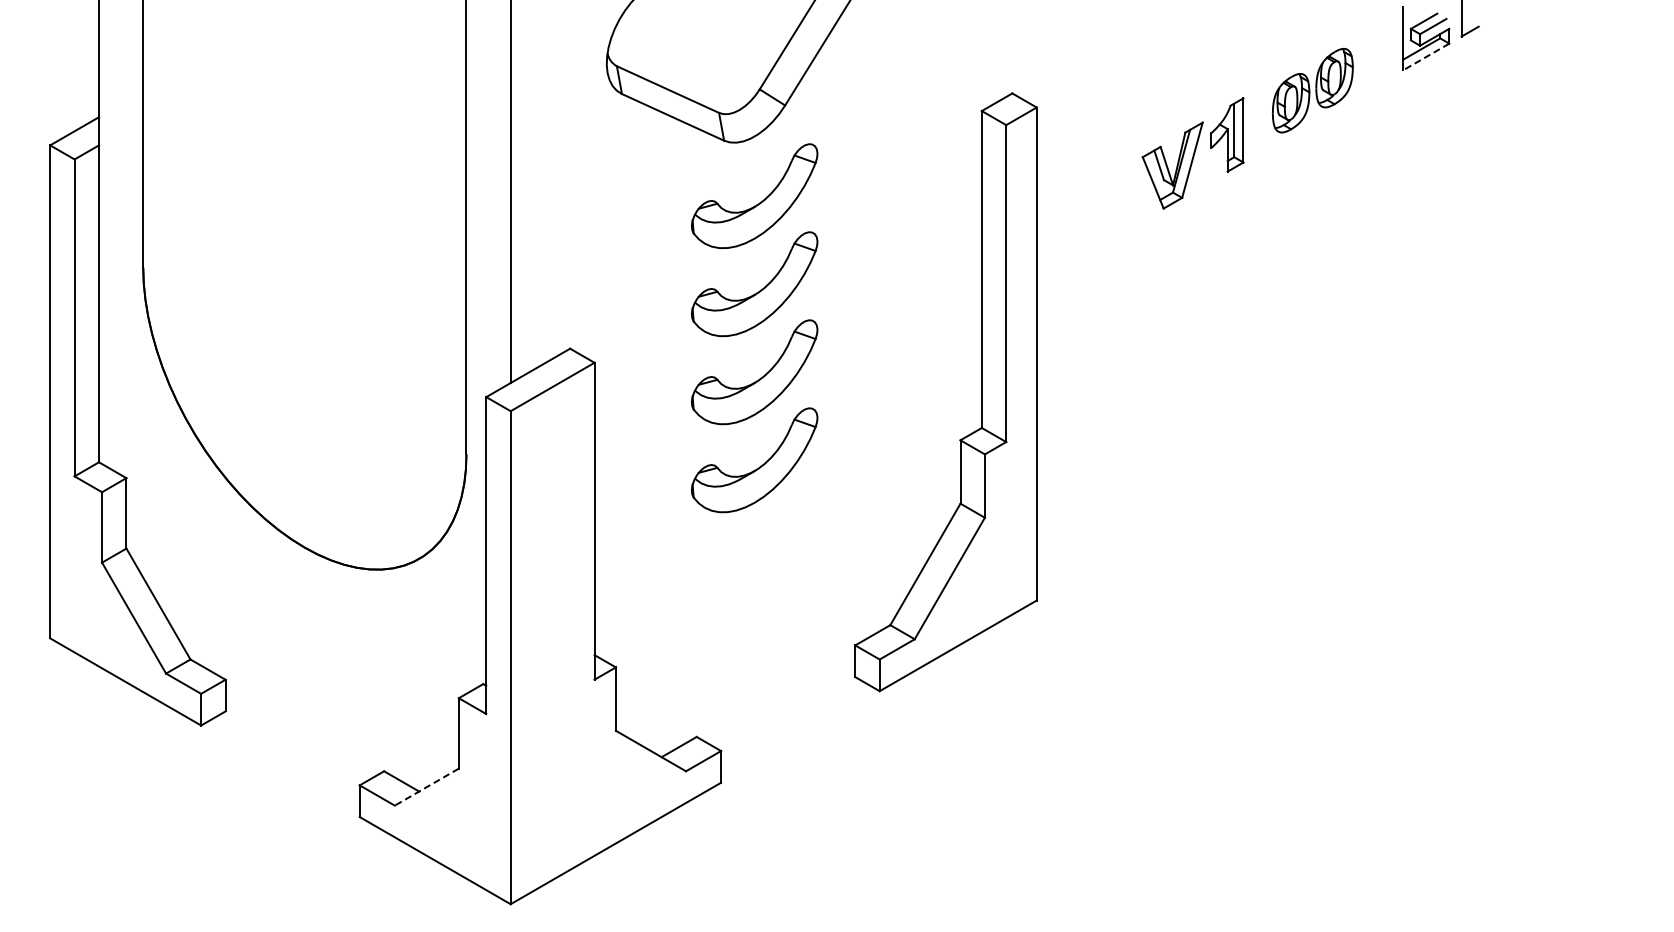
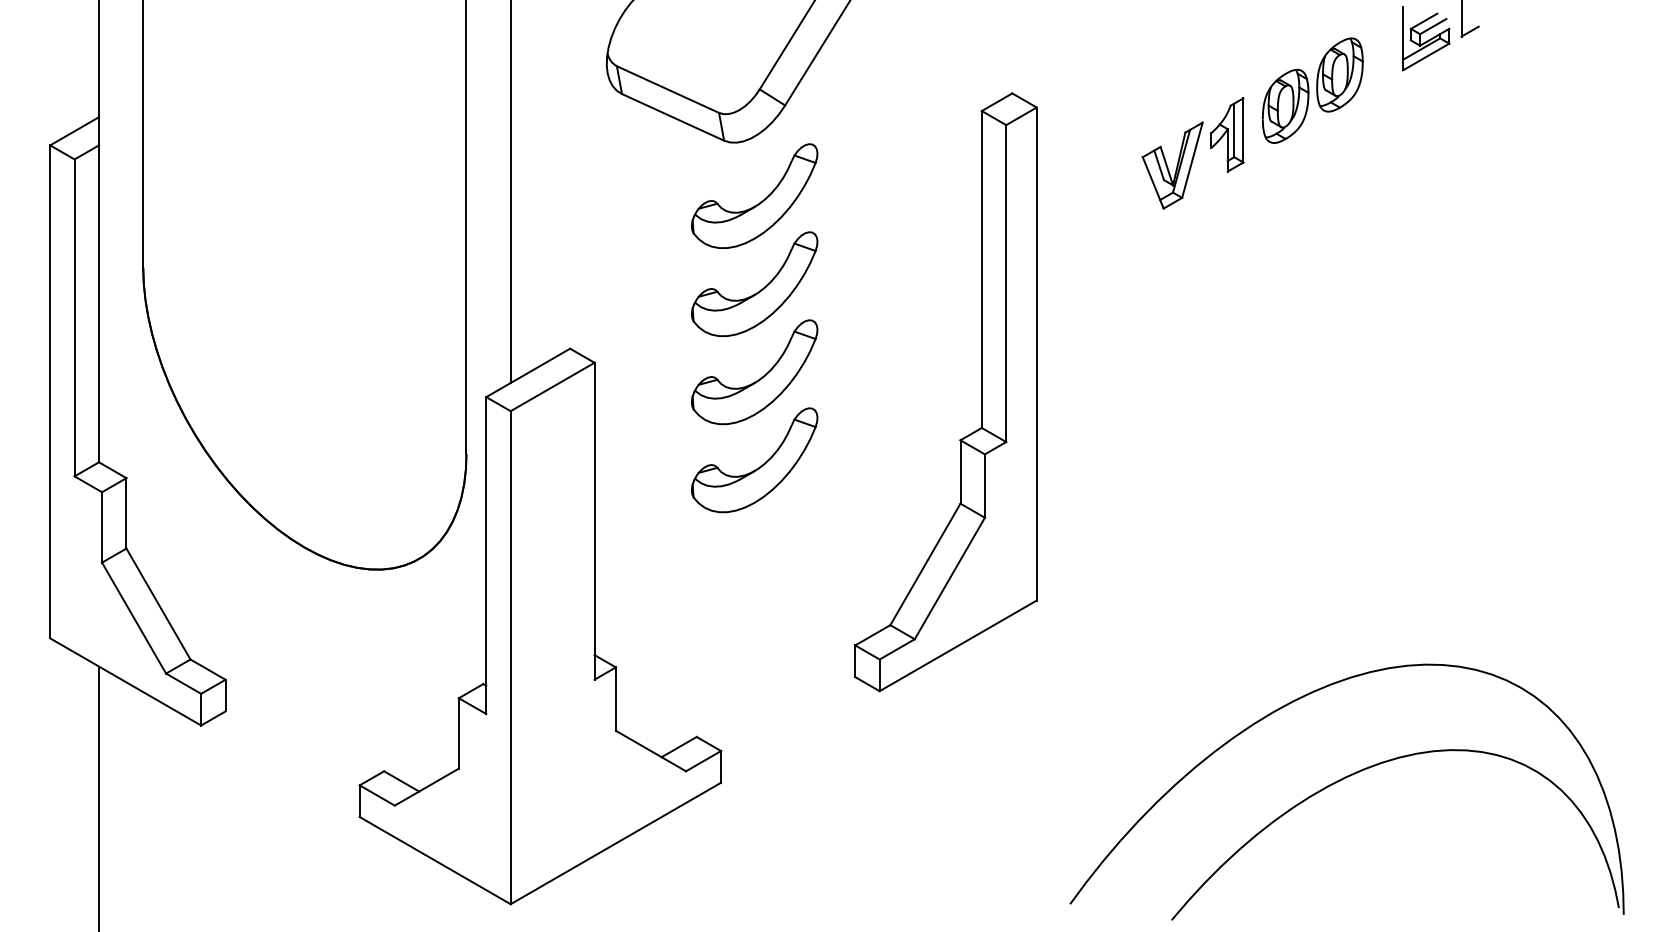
line: dashed -> solid (1426, 57)
part size: 82x86 px -> 102x107 px (1312, 90)
part: none -> present (1340, 781)
line: dashed -> solid (426, 787)
line: none -> present (99, 797)
